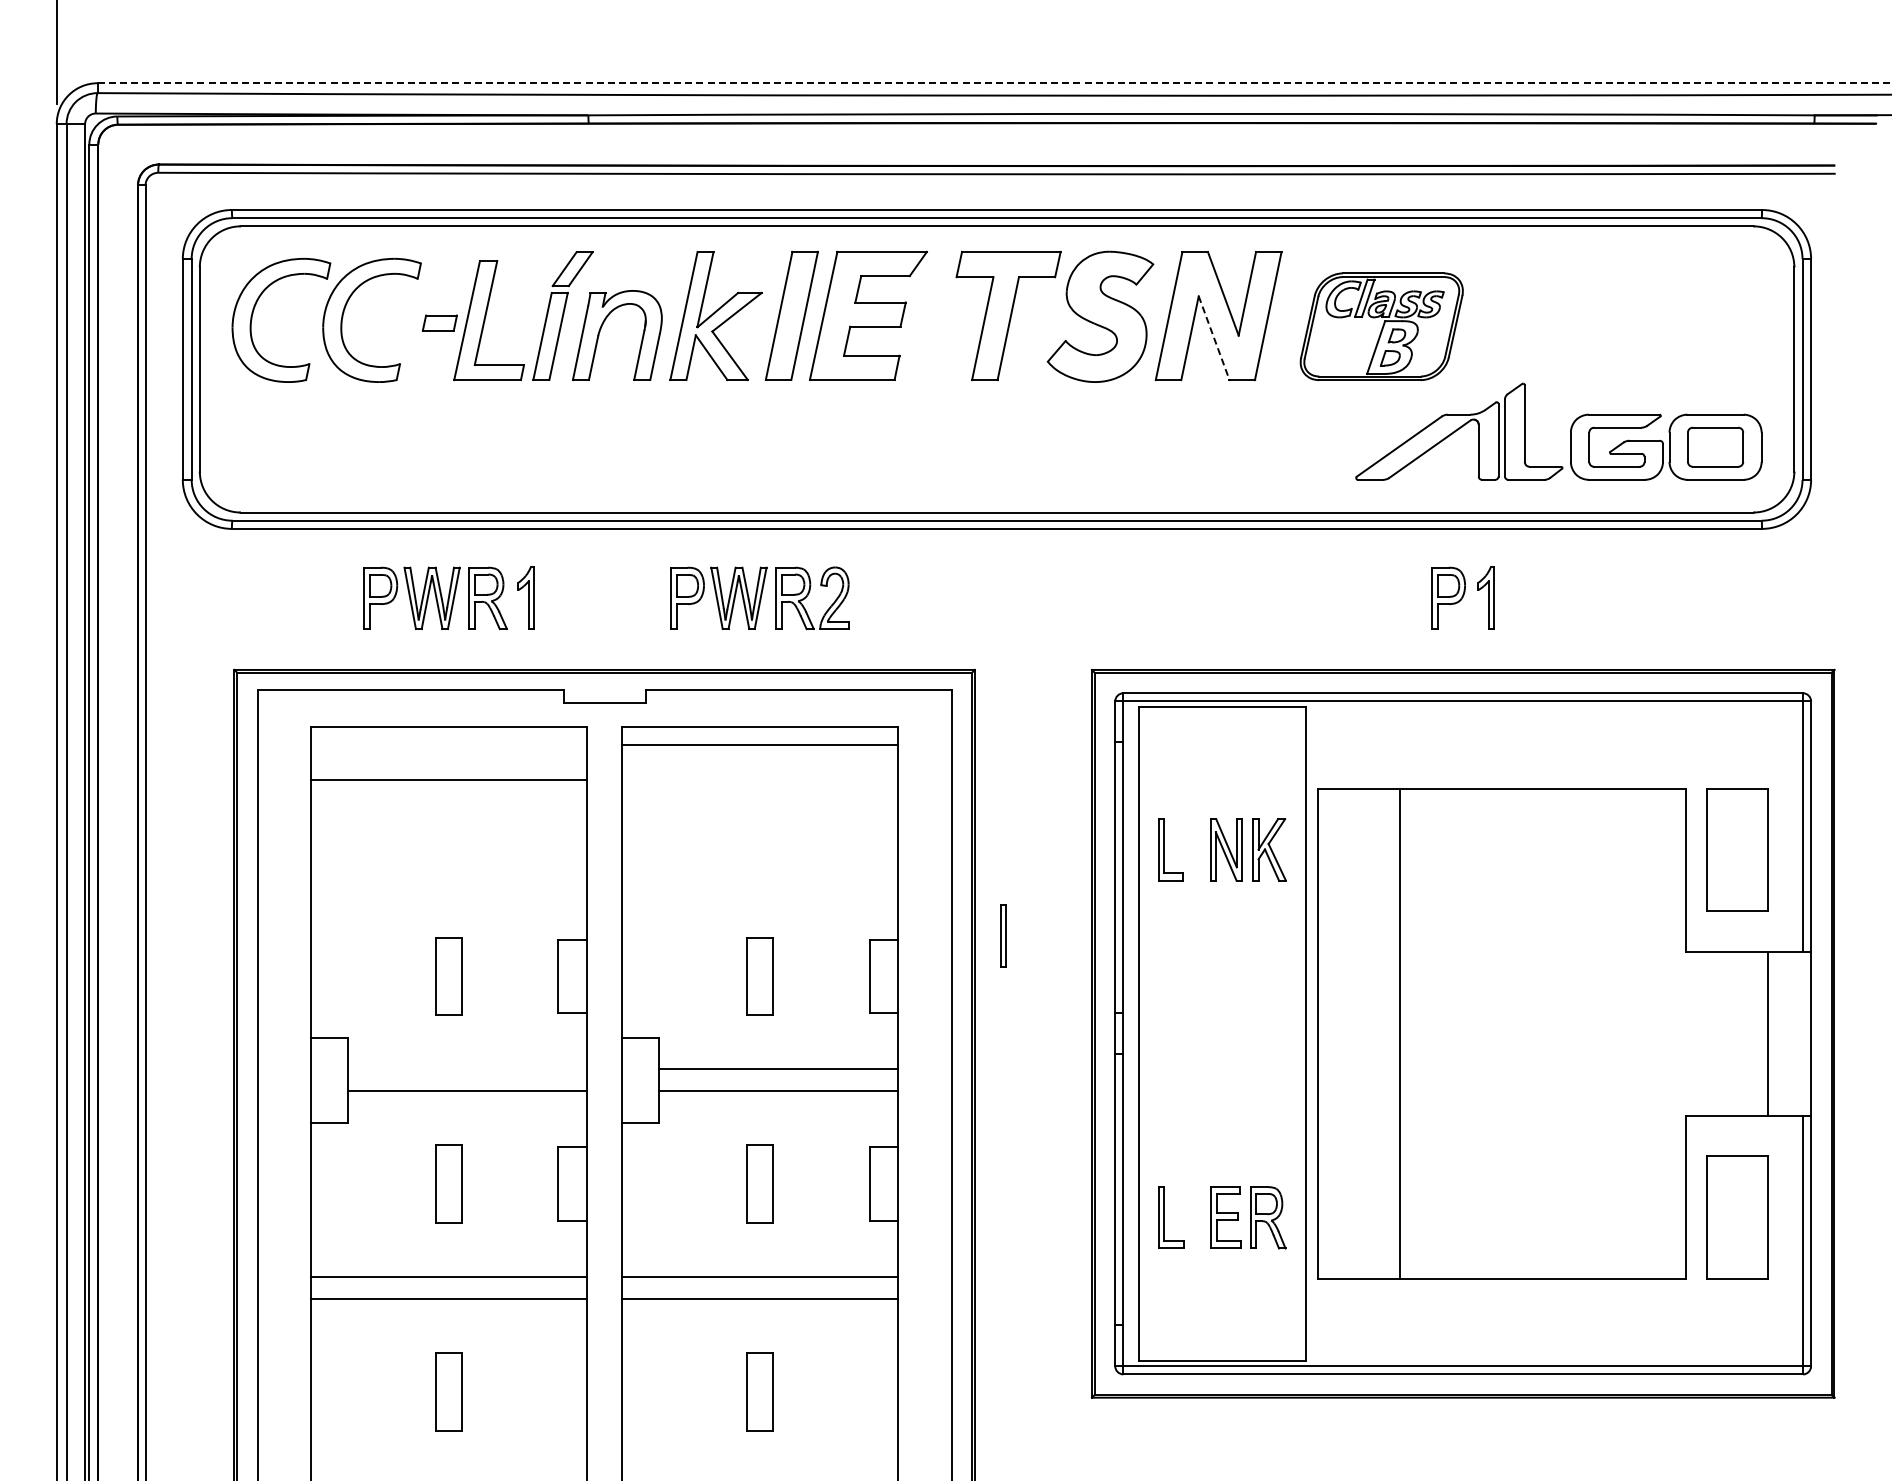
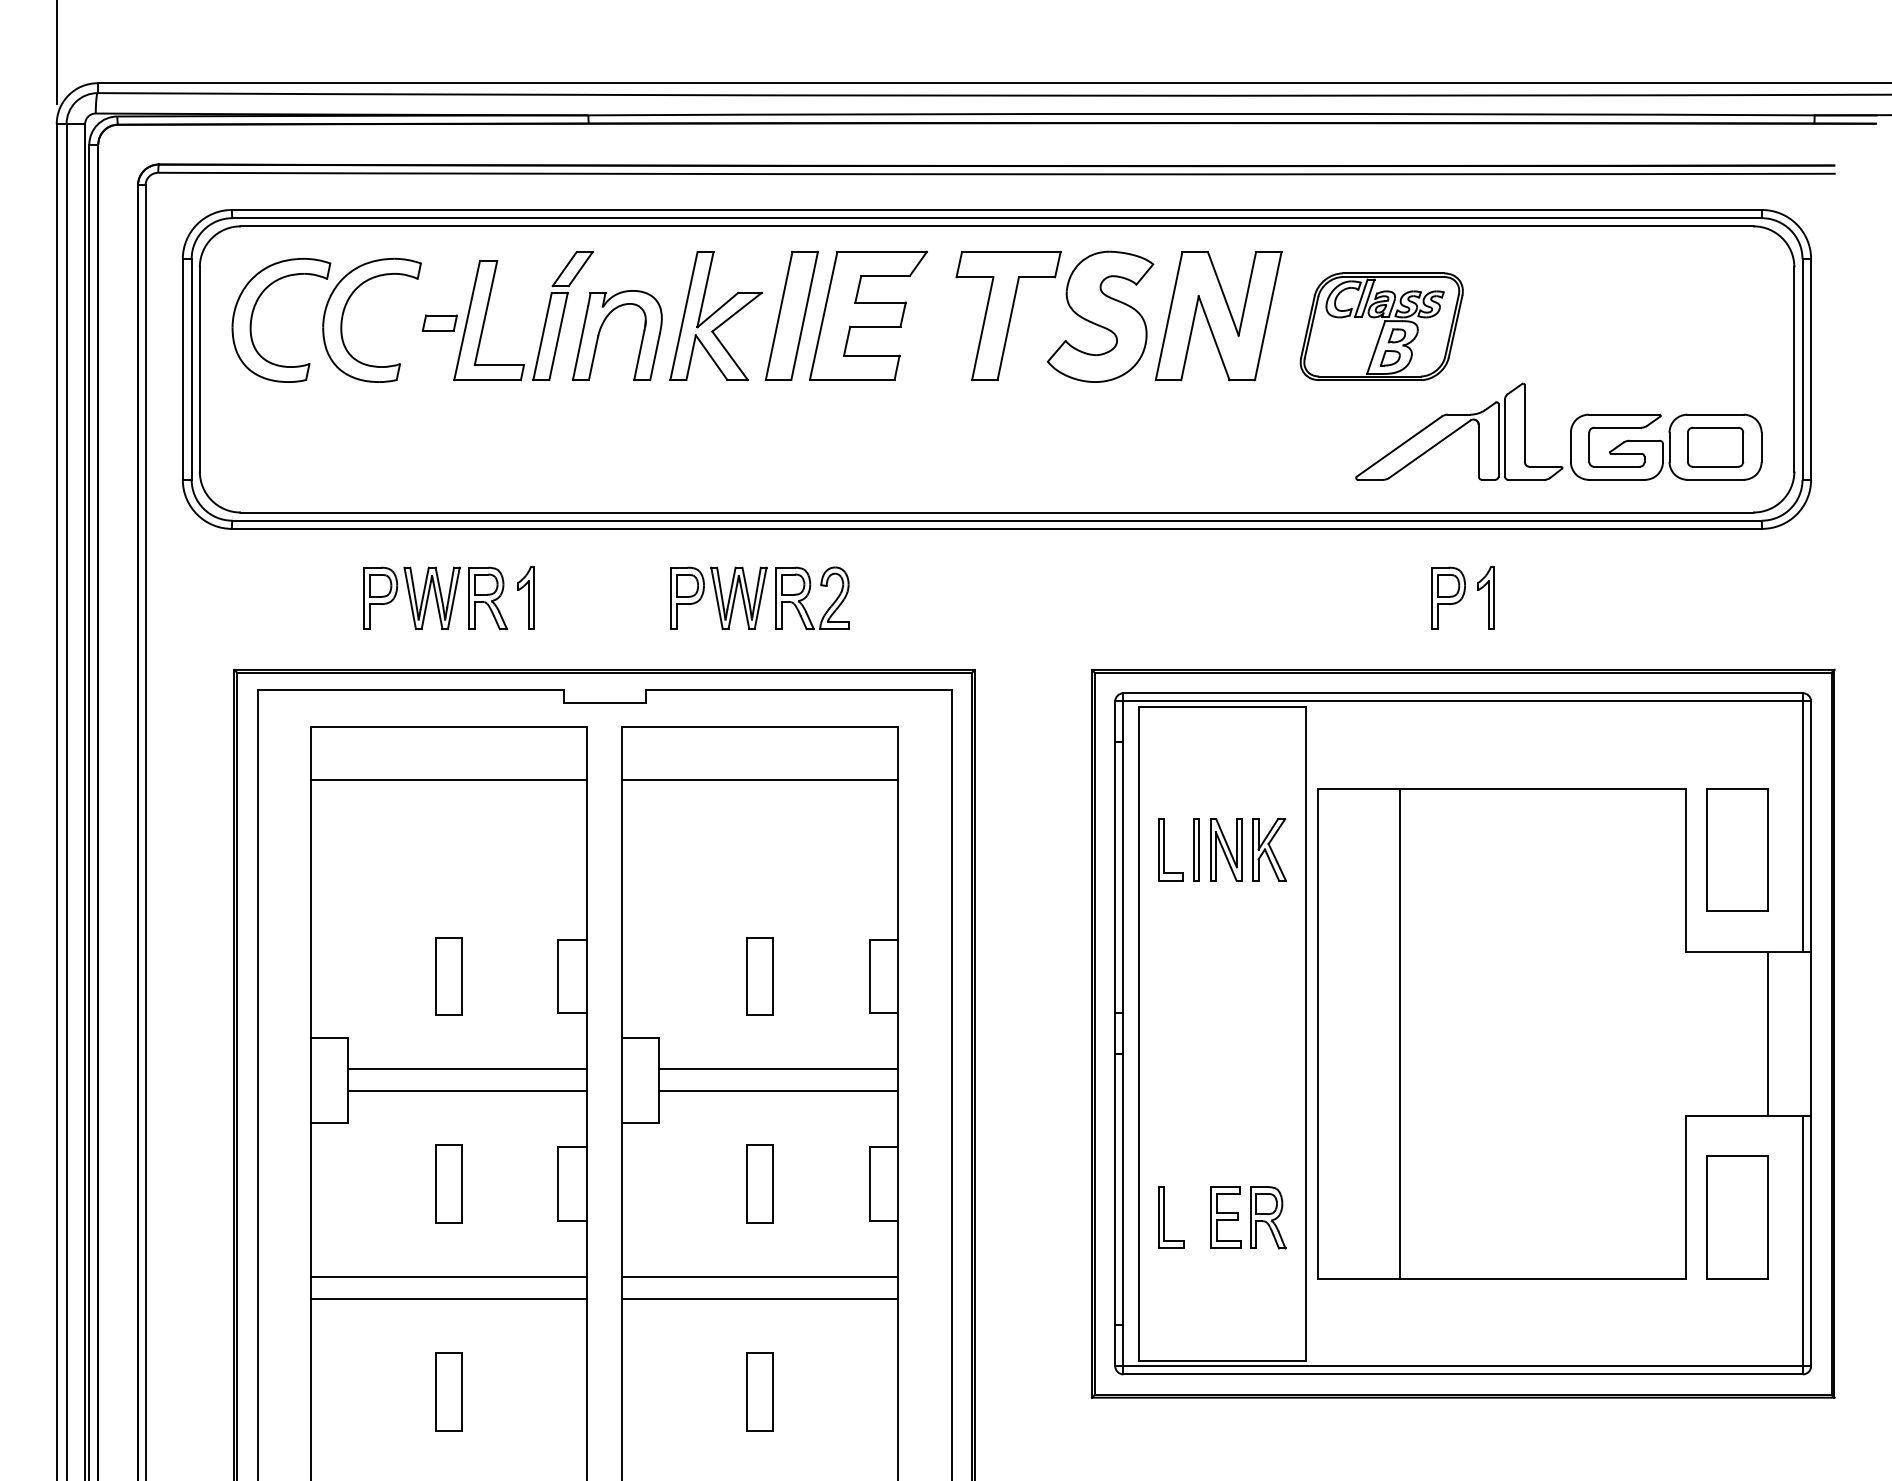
line: dashed -> solid (994, 83)
line: dashed -> solid (1214, 338)
line position: (760, 744) -> (760, 779) (760, 779)
part position: (1003, 935) -> (1196, 849) (1196, 849)
line: none -> present (466, 1069)
